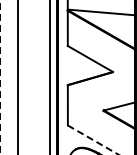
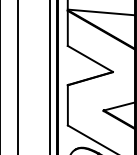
line: dashed -> solid (0, 76)
line: dashed -> solid (93, 140)
